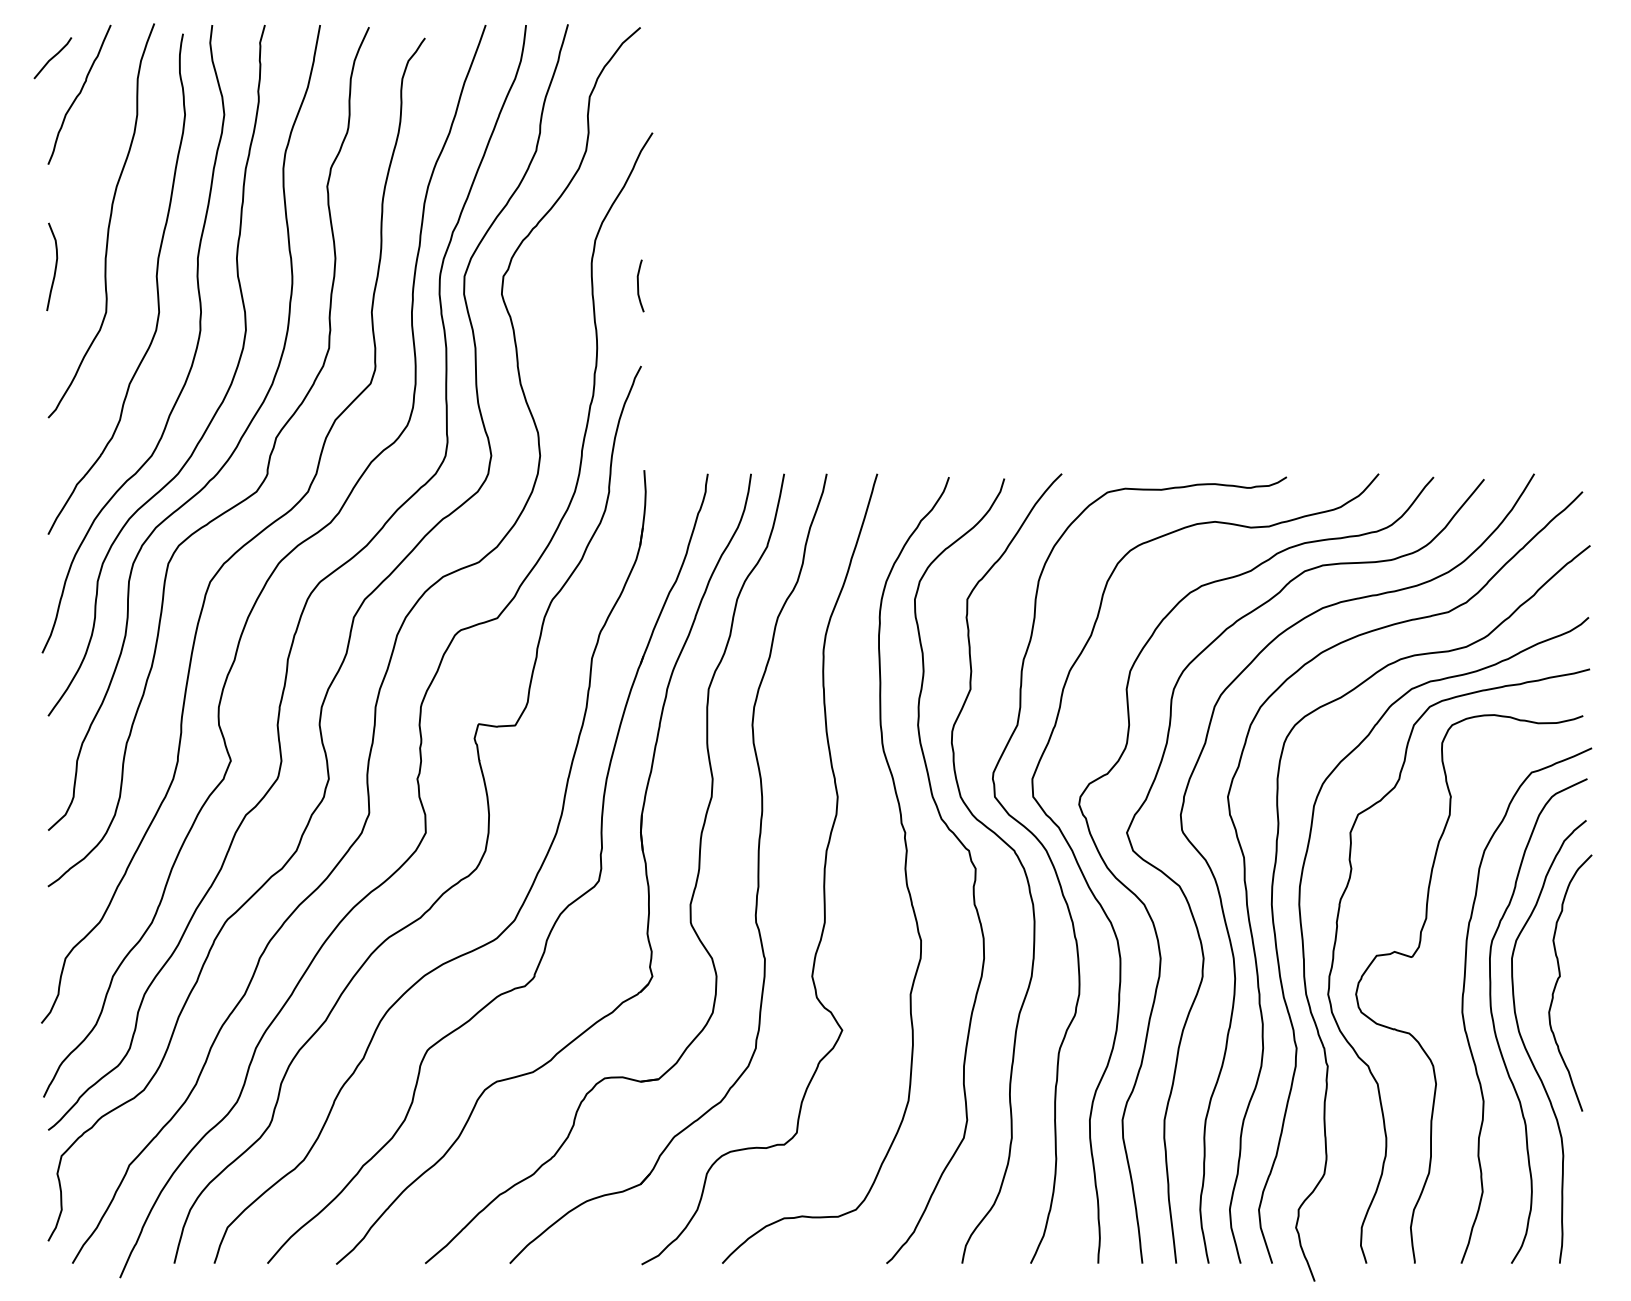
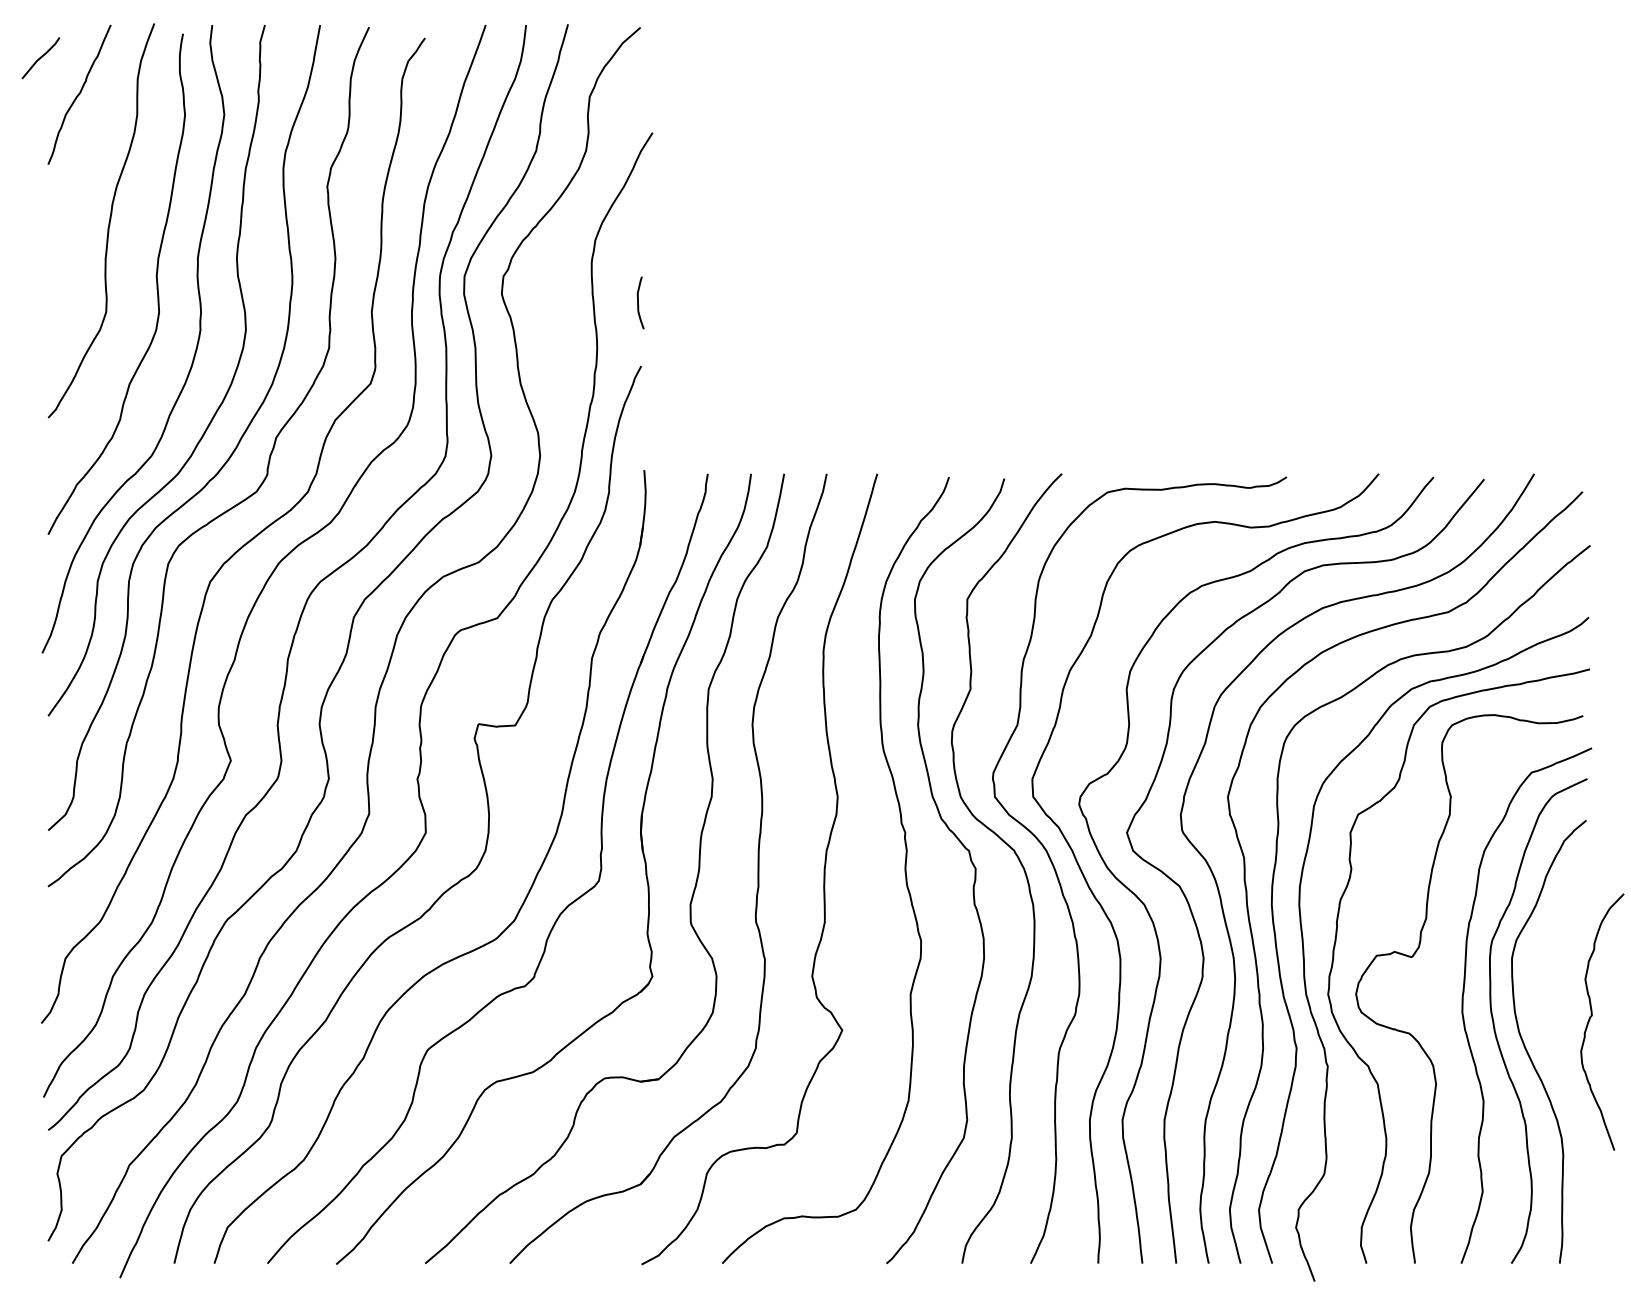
line position: (52, 58) -> (40, 58) (40, 58)
curve: present -> none (54, 268)
curve position: (638, 285) -> (638, 302) (638, 302)
curve position: (1560, 977) -> (1592, 1016) (1592, 1016)
